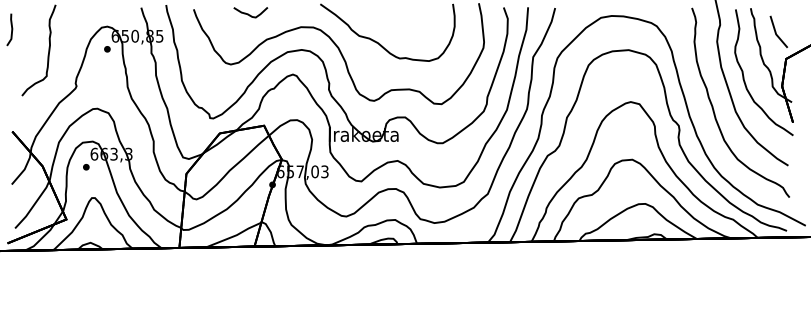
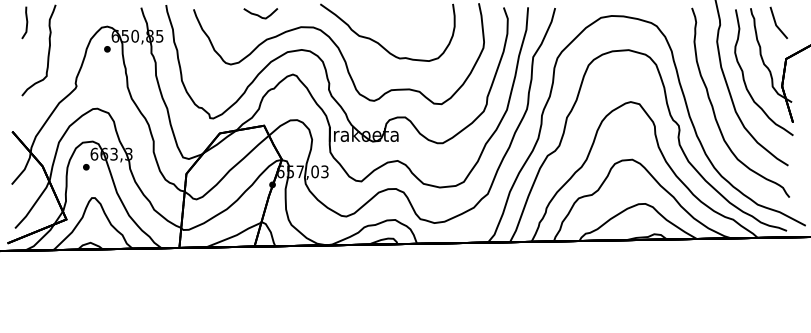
curve position: (250, 14) -> (260, 15) (260, 15)
line position: (11, 29) -> (26, 22) (26, 22)
line position: (776, 31) -> (776, 22) (776, 22)
